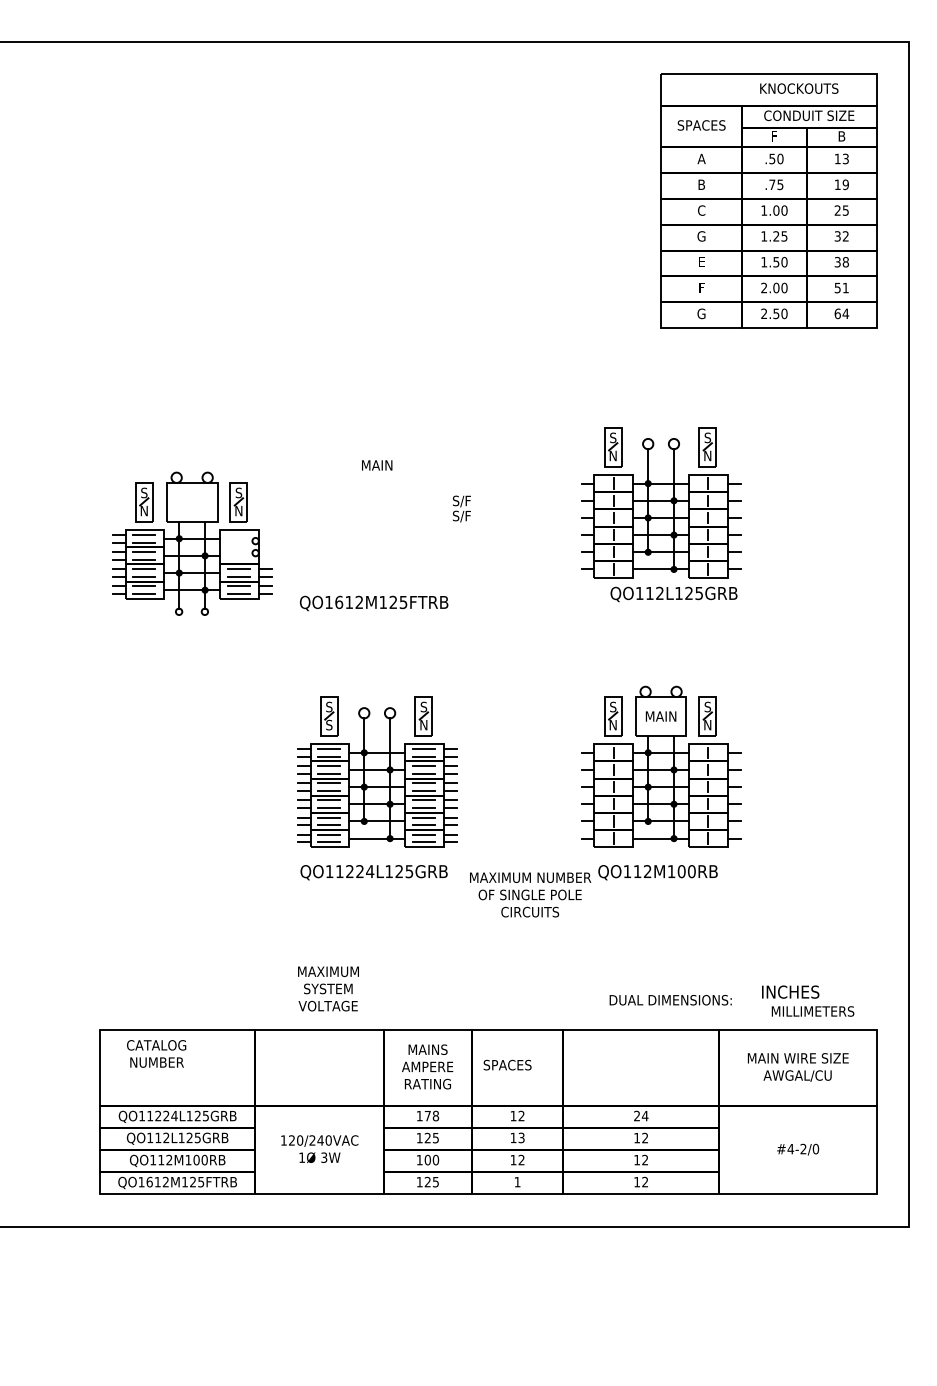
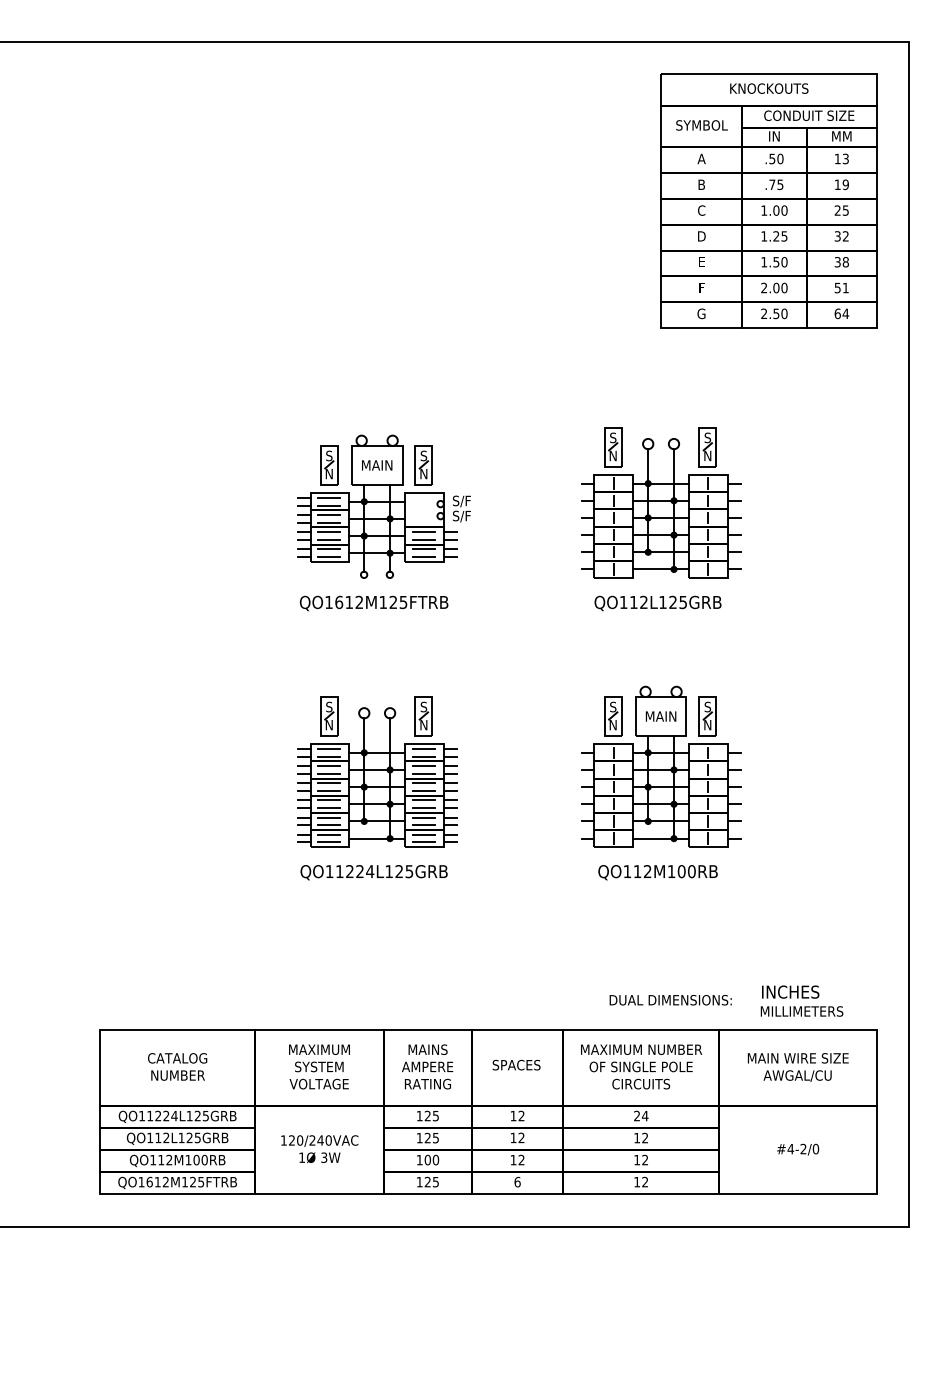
text position: (799, 88) -> (769, 88) (769, 88)
text: SPACES -> SYMBOL (701, 125)
text: F -> IN (774, 136)
text: B -> MM (841, 136)
text: G -> D (701, 236)
part position: (192, 543) -> (377, 506) (377, 506)
text position: (673, 594) -> (657, 603) (657, 603)
text: S -> N (328, 724)
text position: (530, 894) -> (641, 1066) (641, 1066)
text position: (328, 988) -> (319, 1066) (319, 1066)
text position: (812, 1011) -> (801, 1011) (801, 1011)
text position: (156, 1053) -> (177, 1066) (177, 1066)
text position: (507, 1064) -> (516, 1064) (516, 1064)
text: 178 -> 125 (431, 1115)
text: 13 -> 12 (521, 1138)
text: 1 -> 6 (517, 1181)
